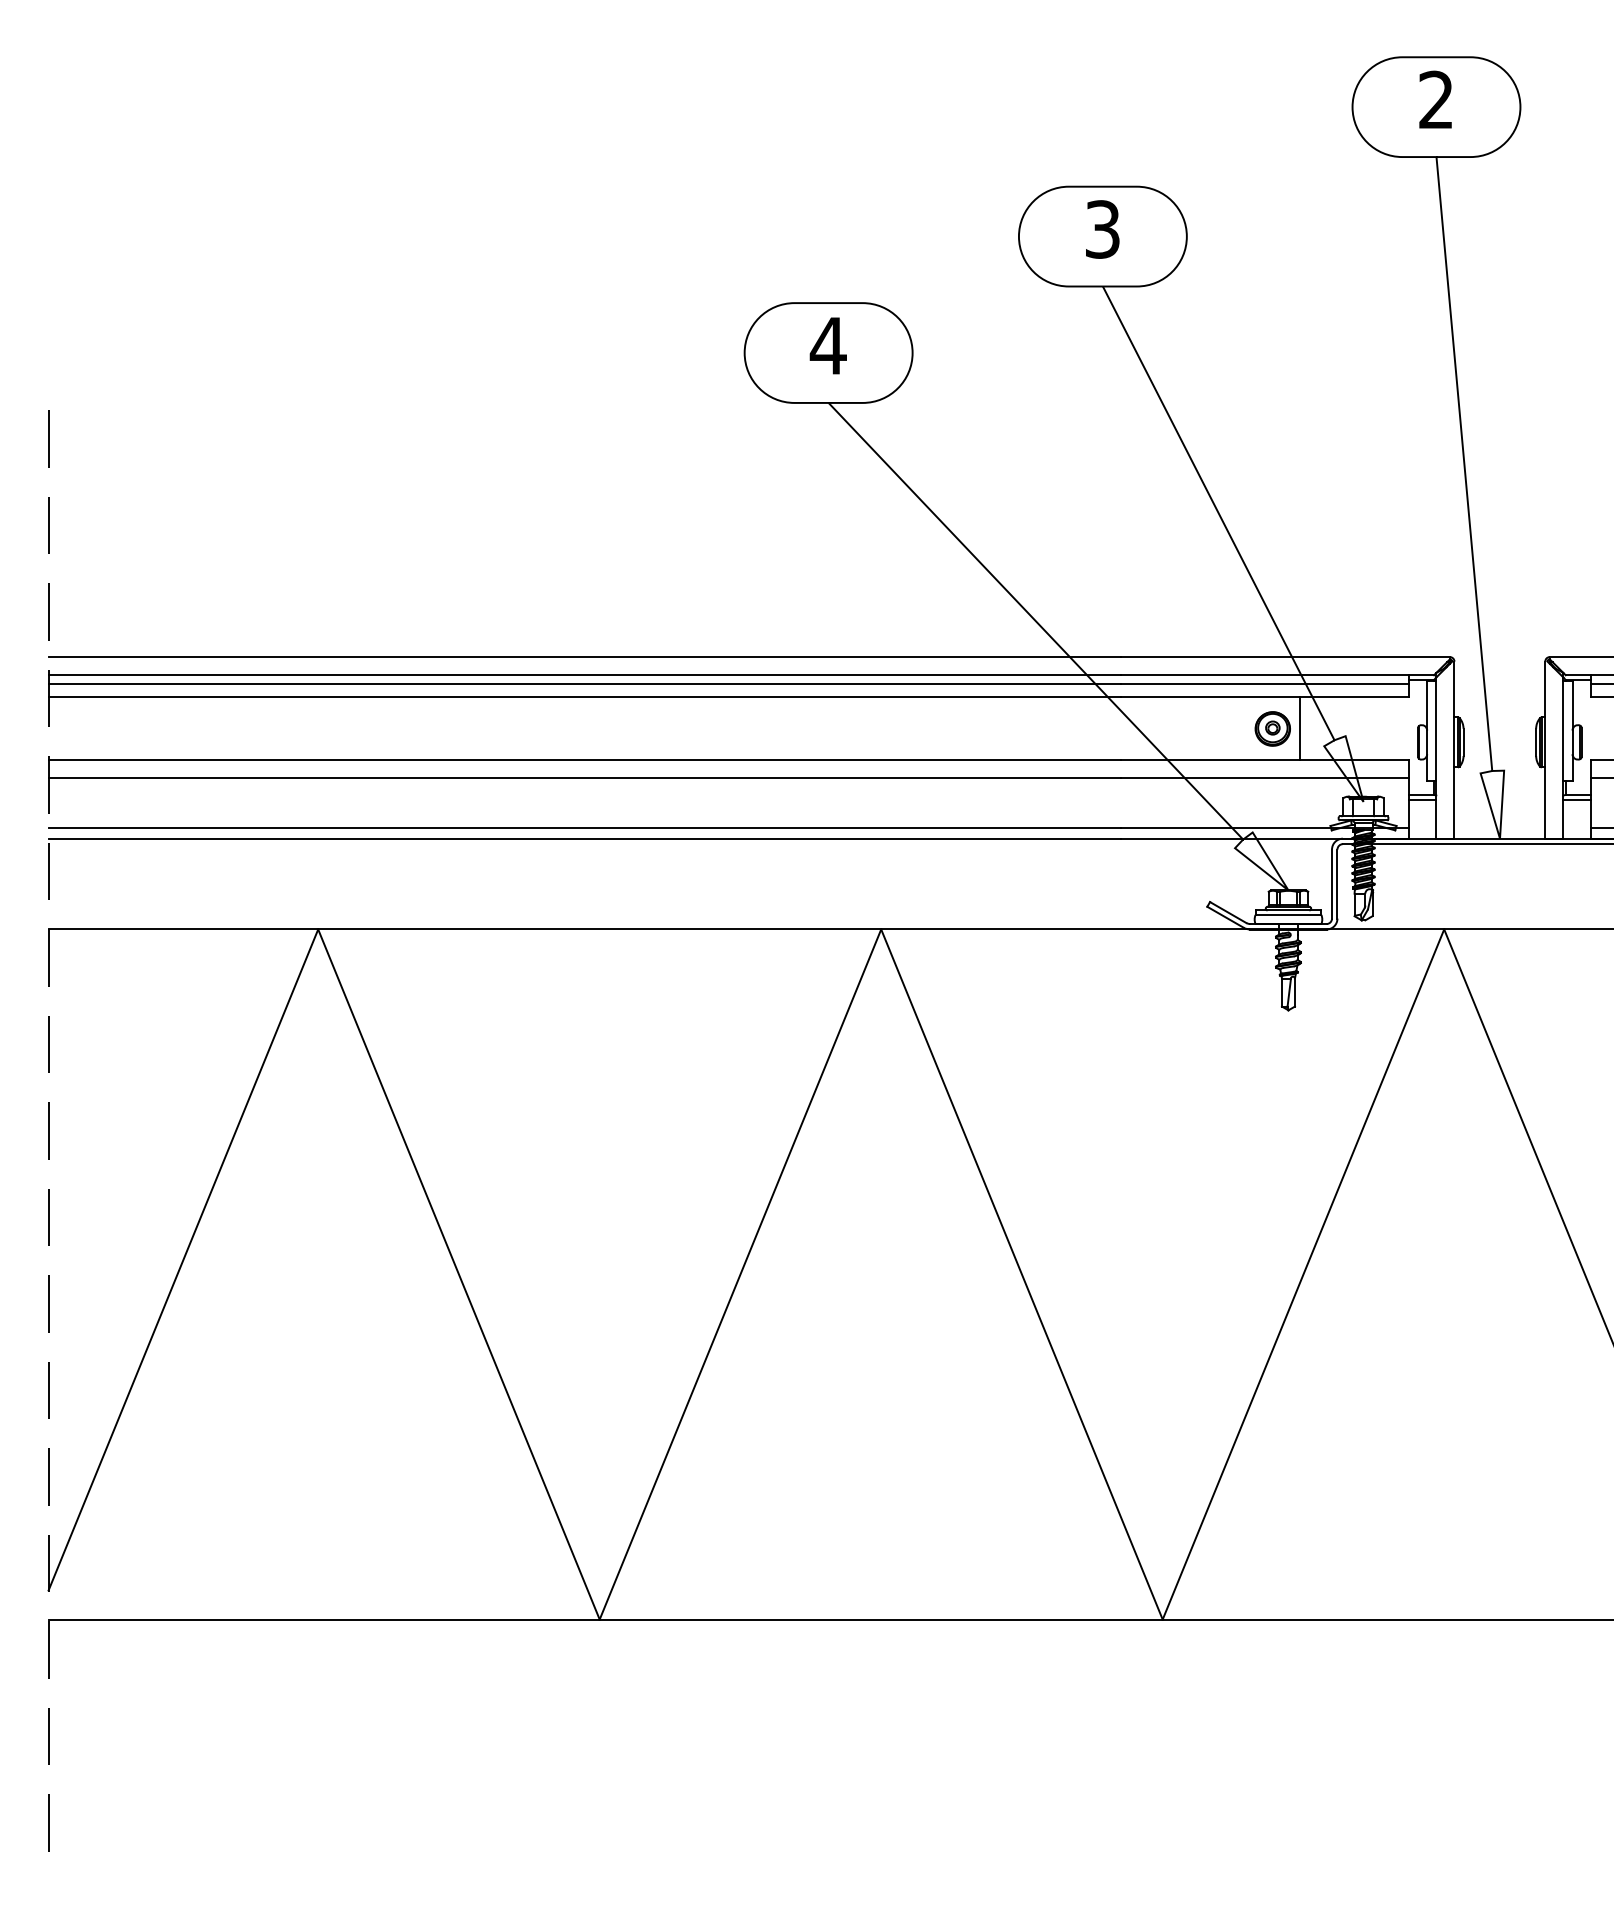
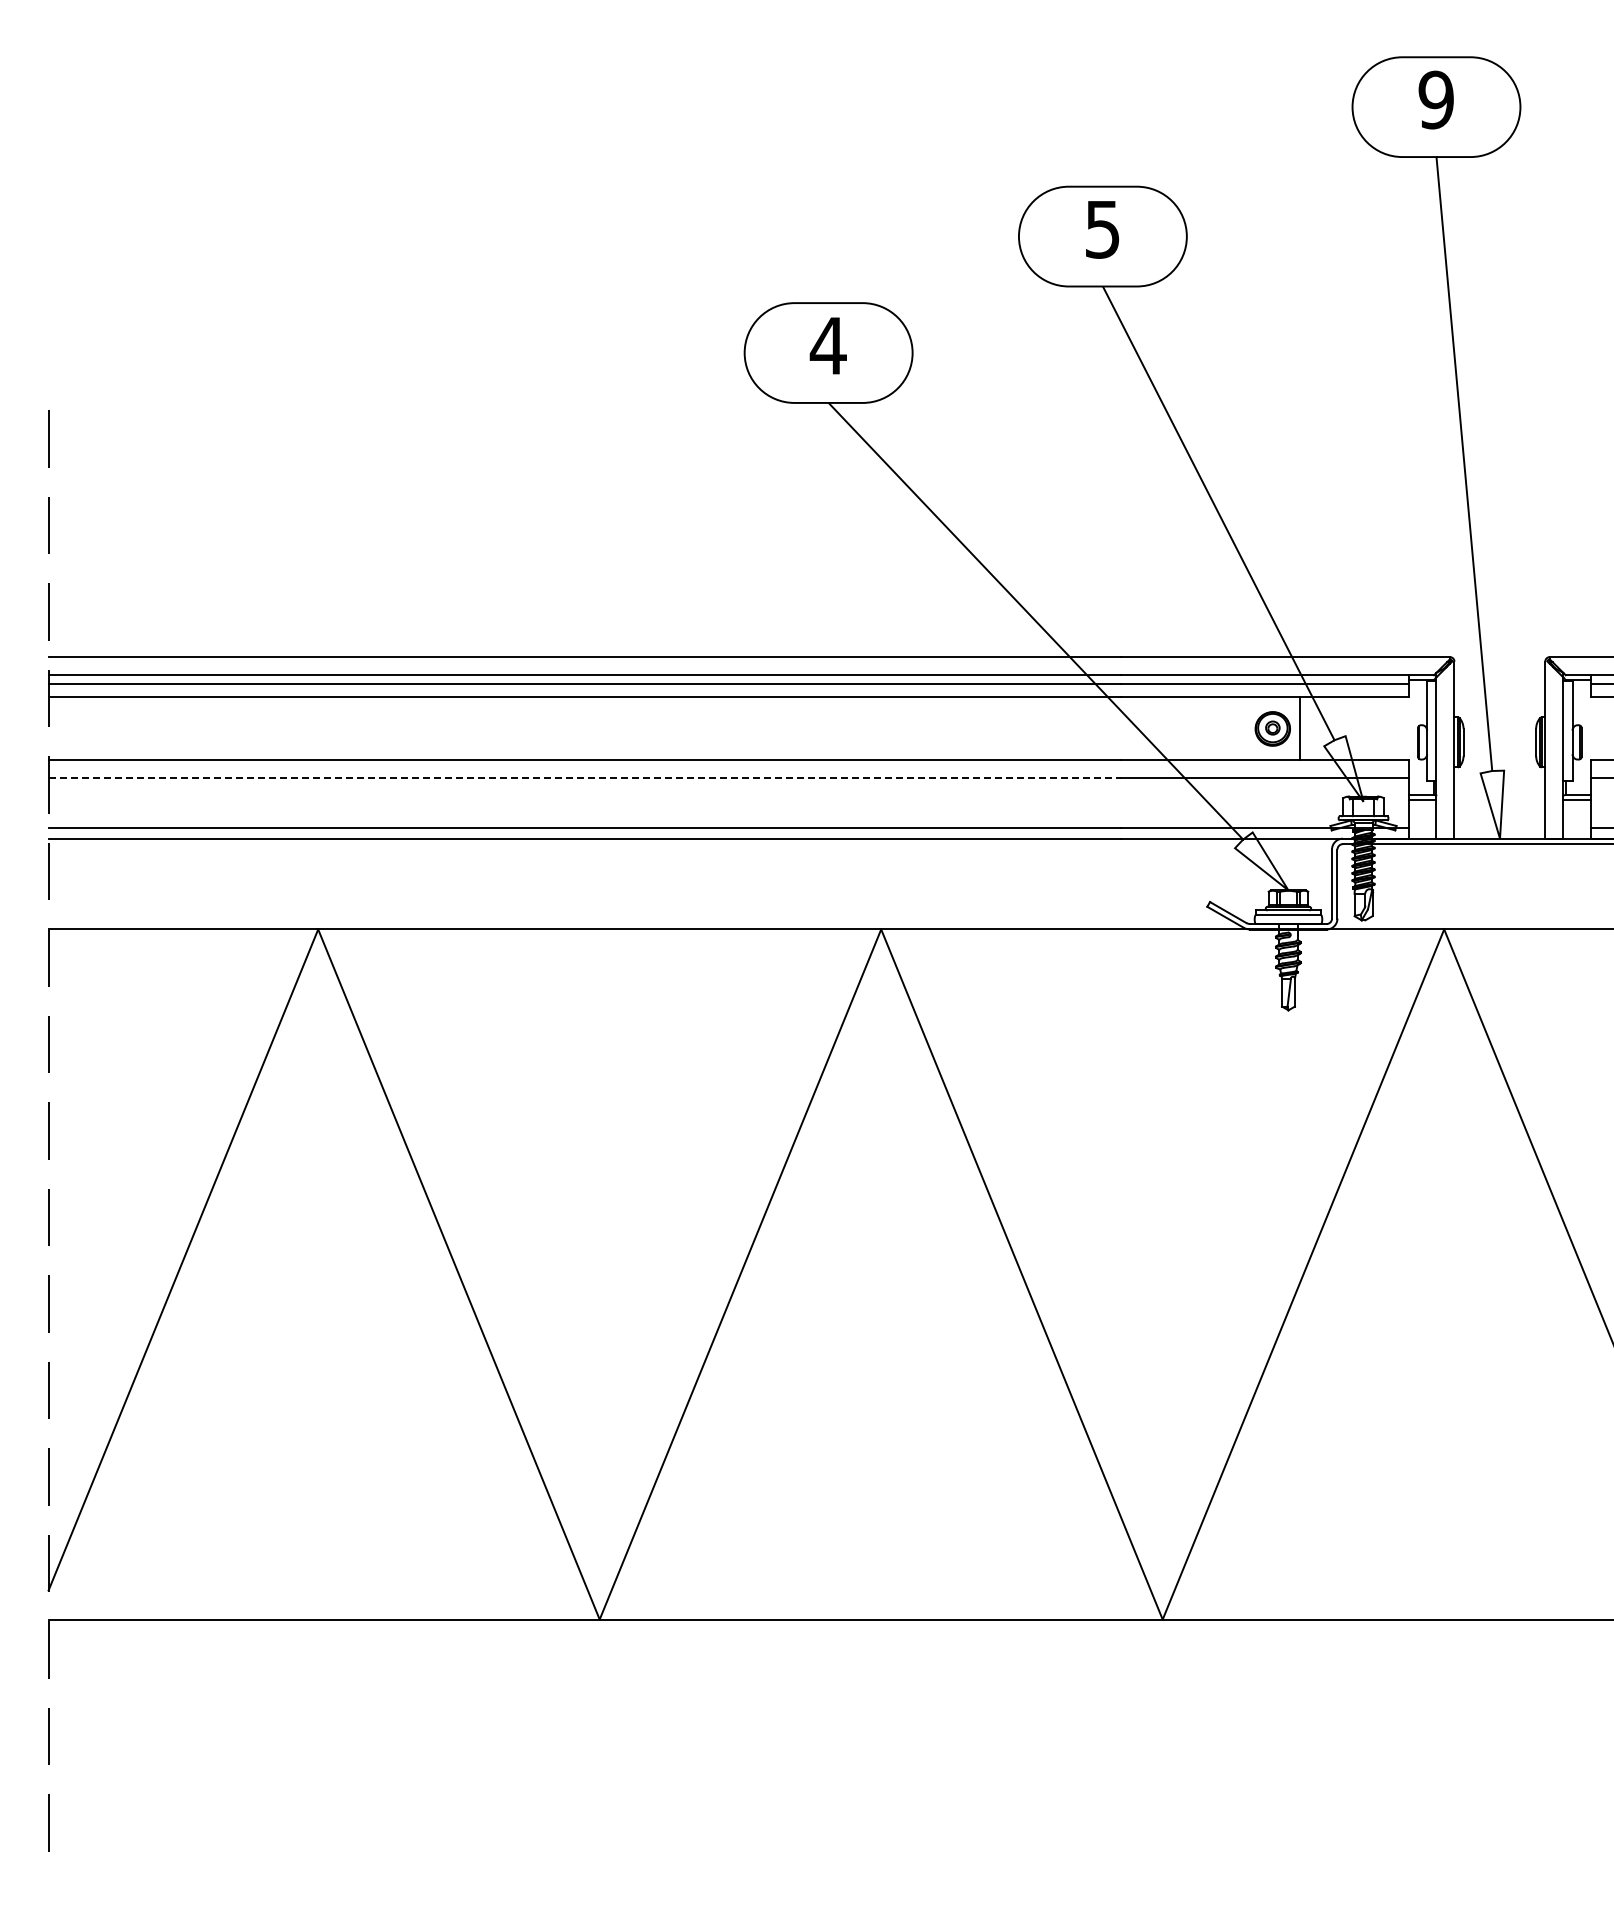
text: 2 -> 9 (1435, 99)
text: 3 -> 5 (1102, 229)
line: solid -> dashed (585, 777)
